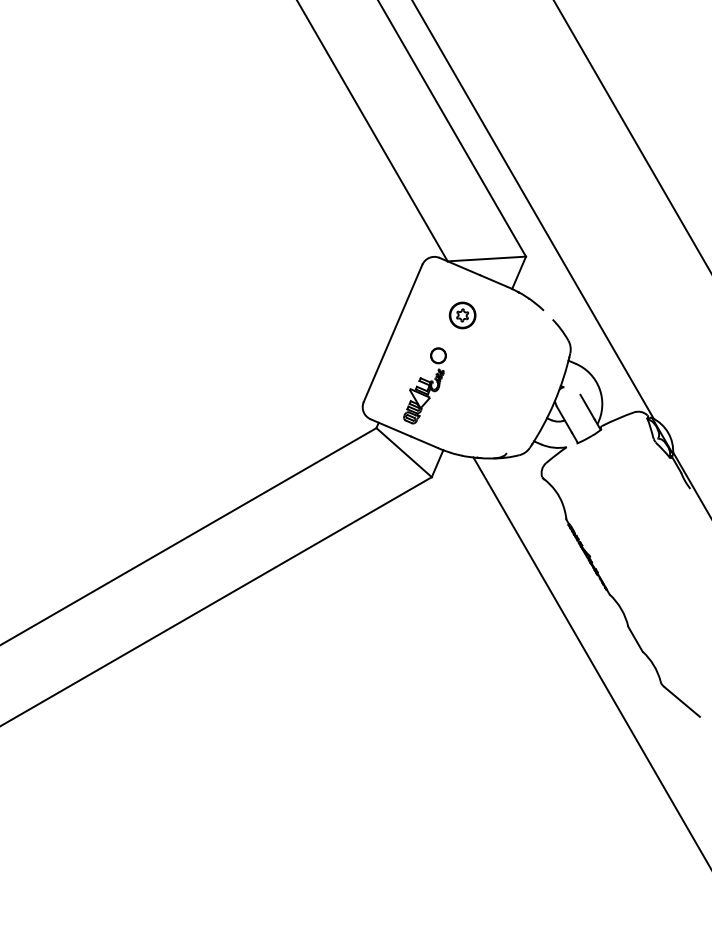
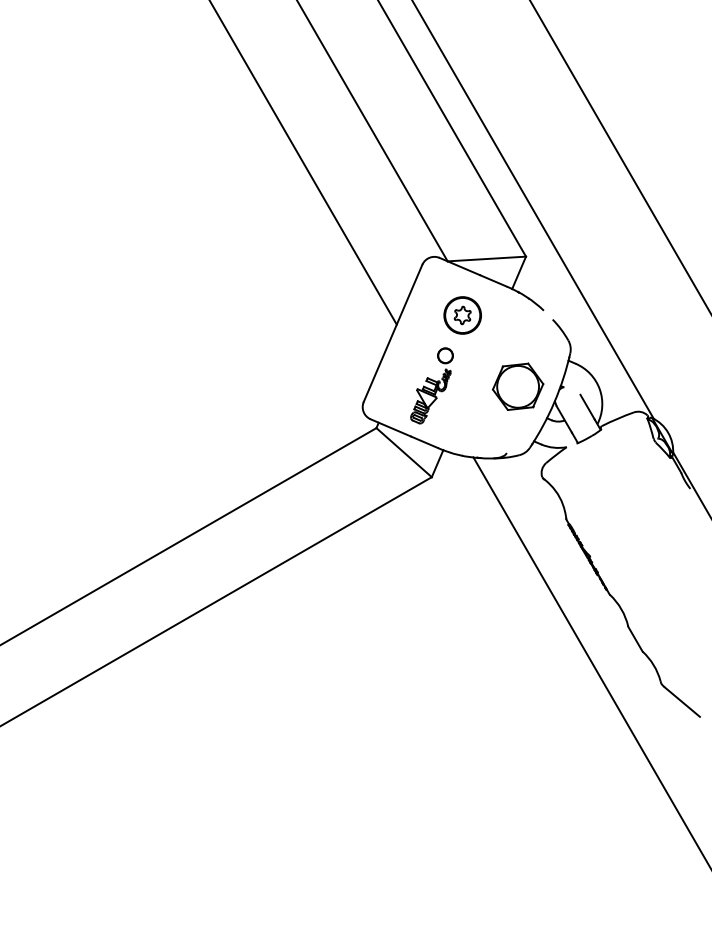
line position: (631, 135) -> (619, 156) (619, 156)
line: none -> present (303, 163)
part size: 29x29 px -> 39x39 px (462, 315)
part position: (424, 385) -> (431, 385) (431, 385)
part: none -> present (517, 386)
